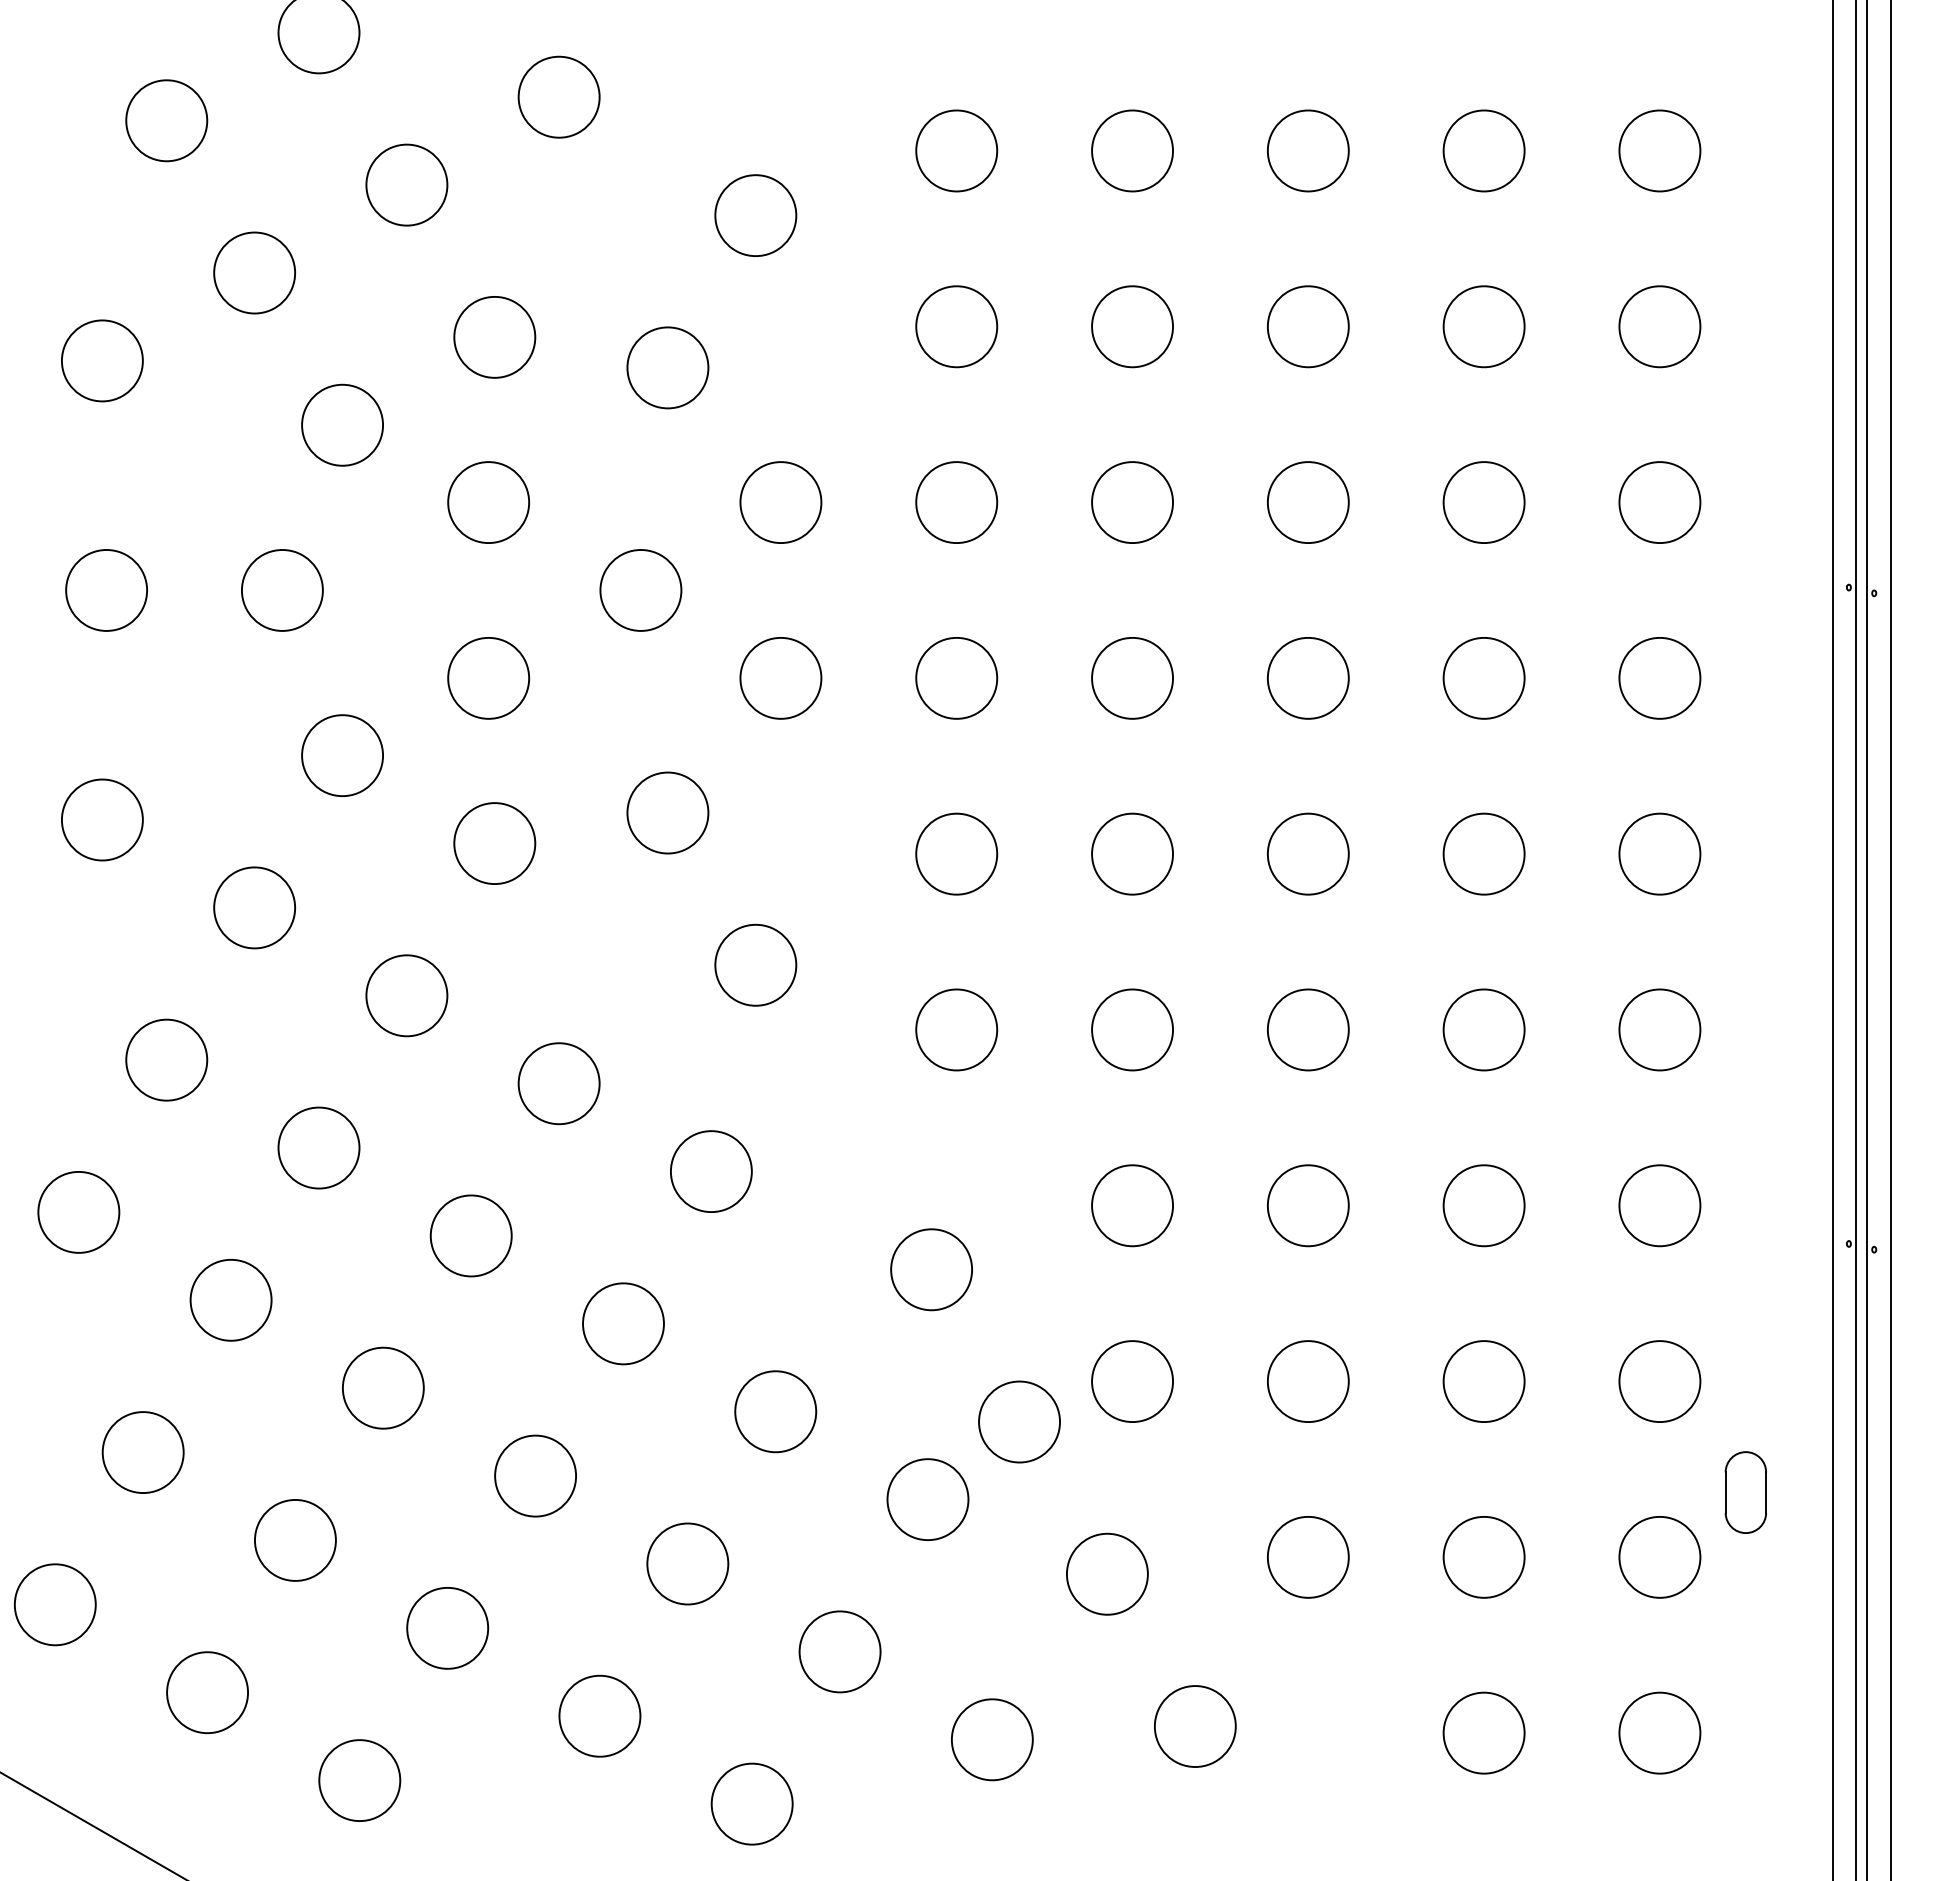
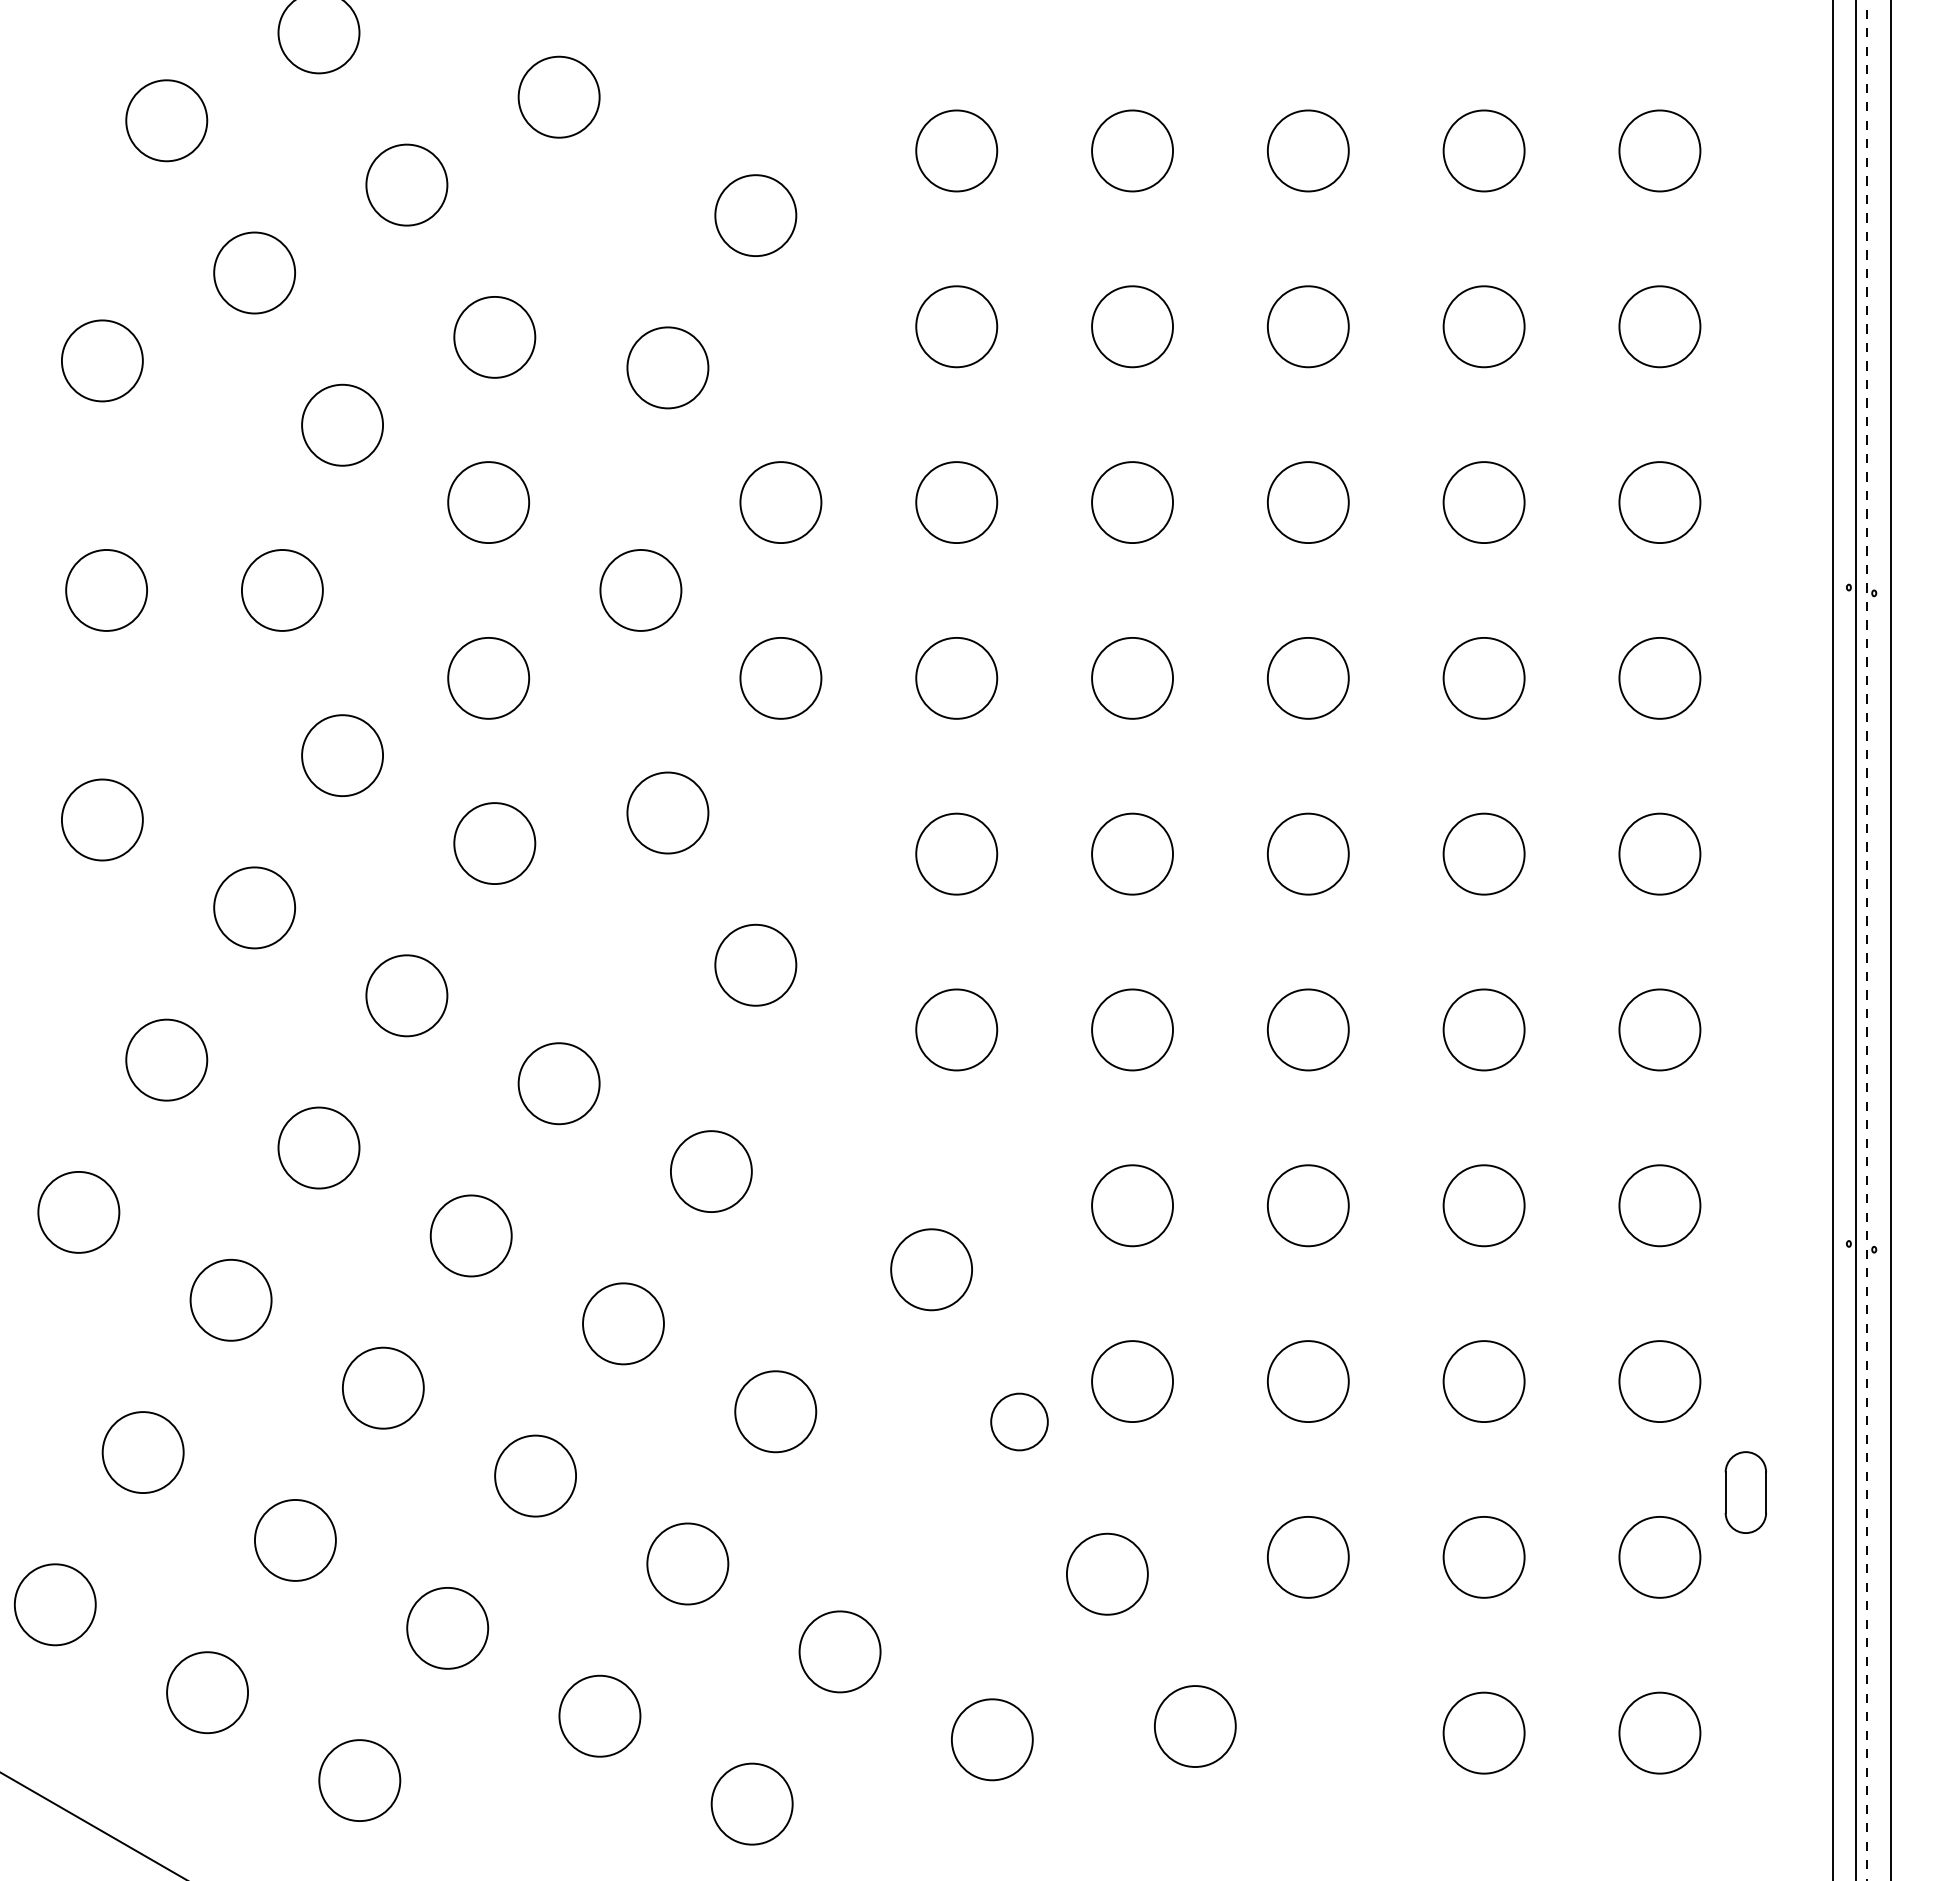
line: solid -> dashed (1867, 940)
circle diameter: 81 px -> 57 px (1019, 1421)
circle: present -> none (927, 1499)
